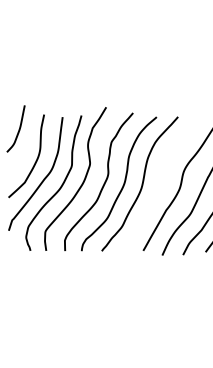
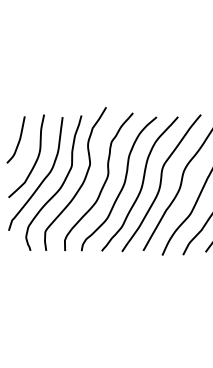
curve position: (18, 129) -> (18, 140) (18, 140)
curve: none -> present (161, 182)
